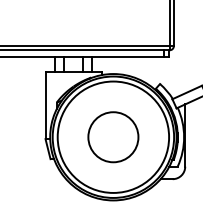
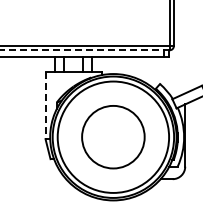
line: solid -> dashed (85, 50)
line: solid -> dashed (45, 105)
circle size: 53x53 px -> 65x65 px (113, 137)
